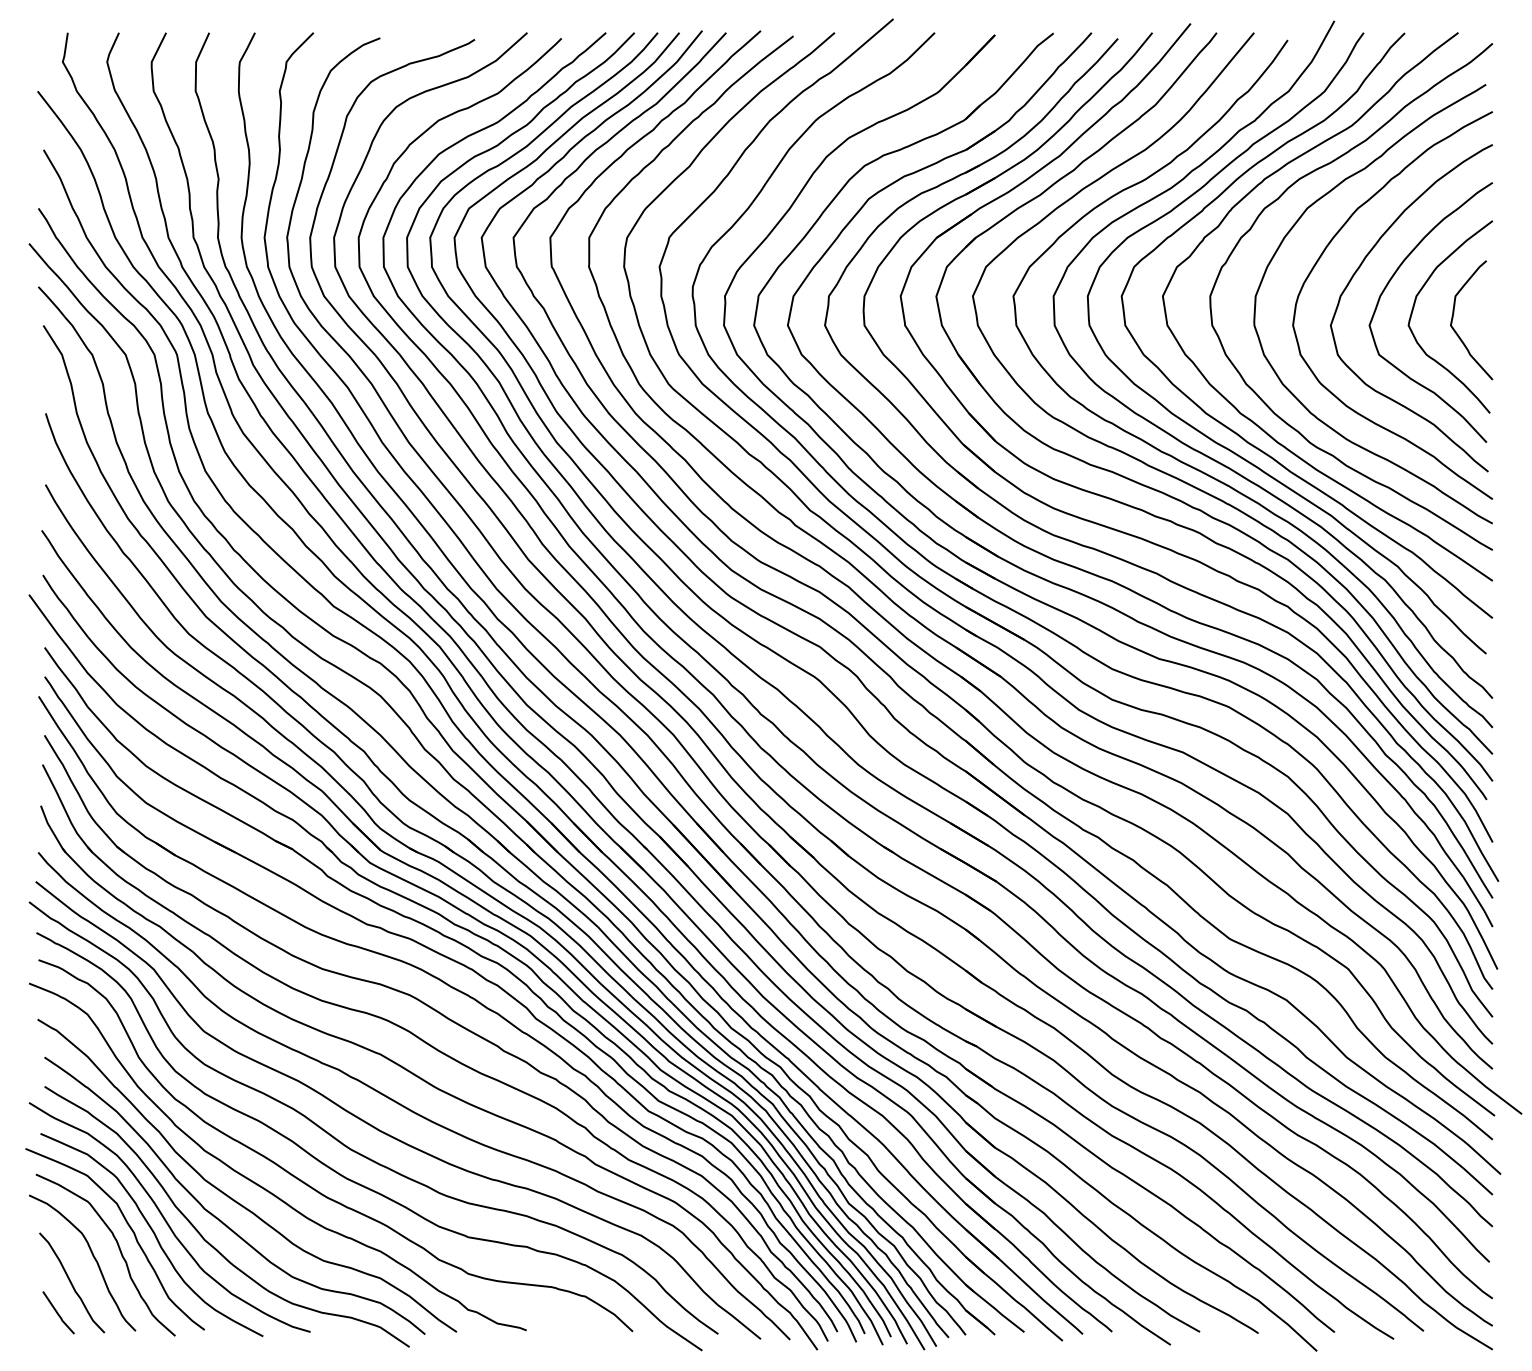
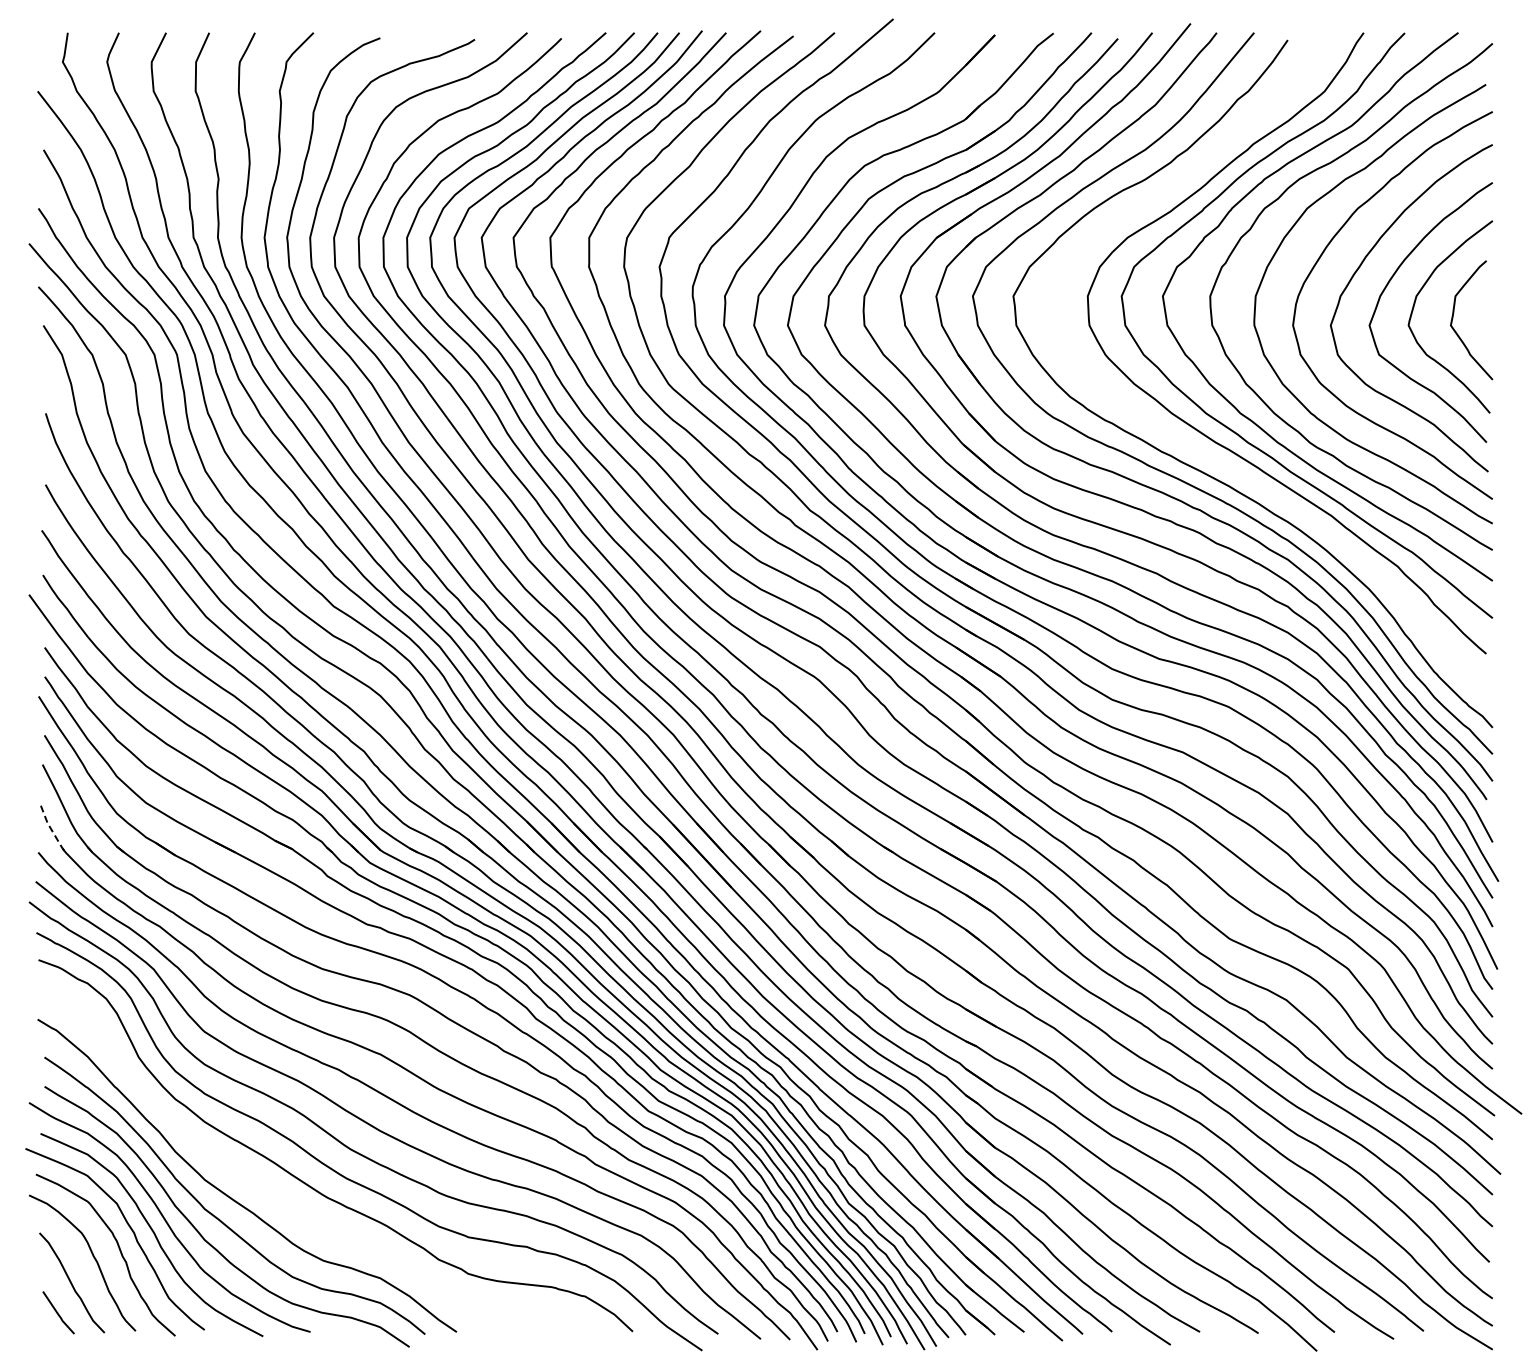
curve: present -> none (1217, 460)
line: solid -> dashed (52, 830)
curve: present -> none (259, 1184)
